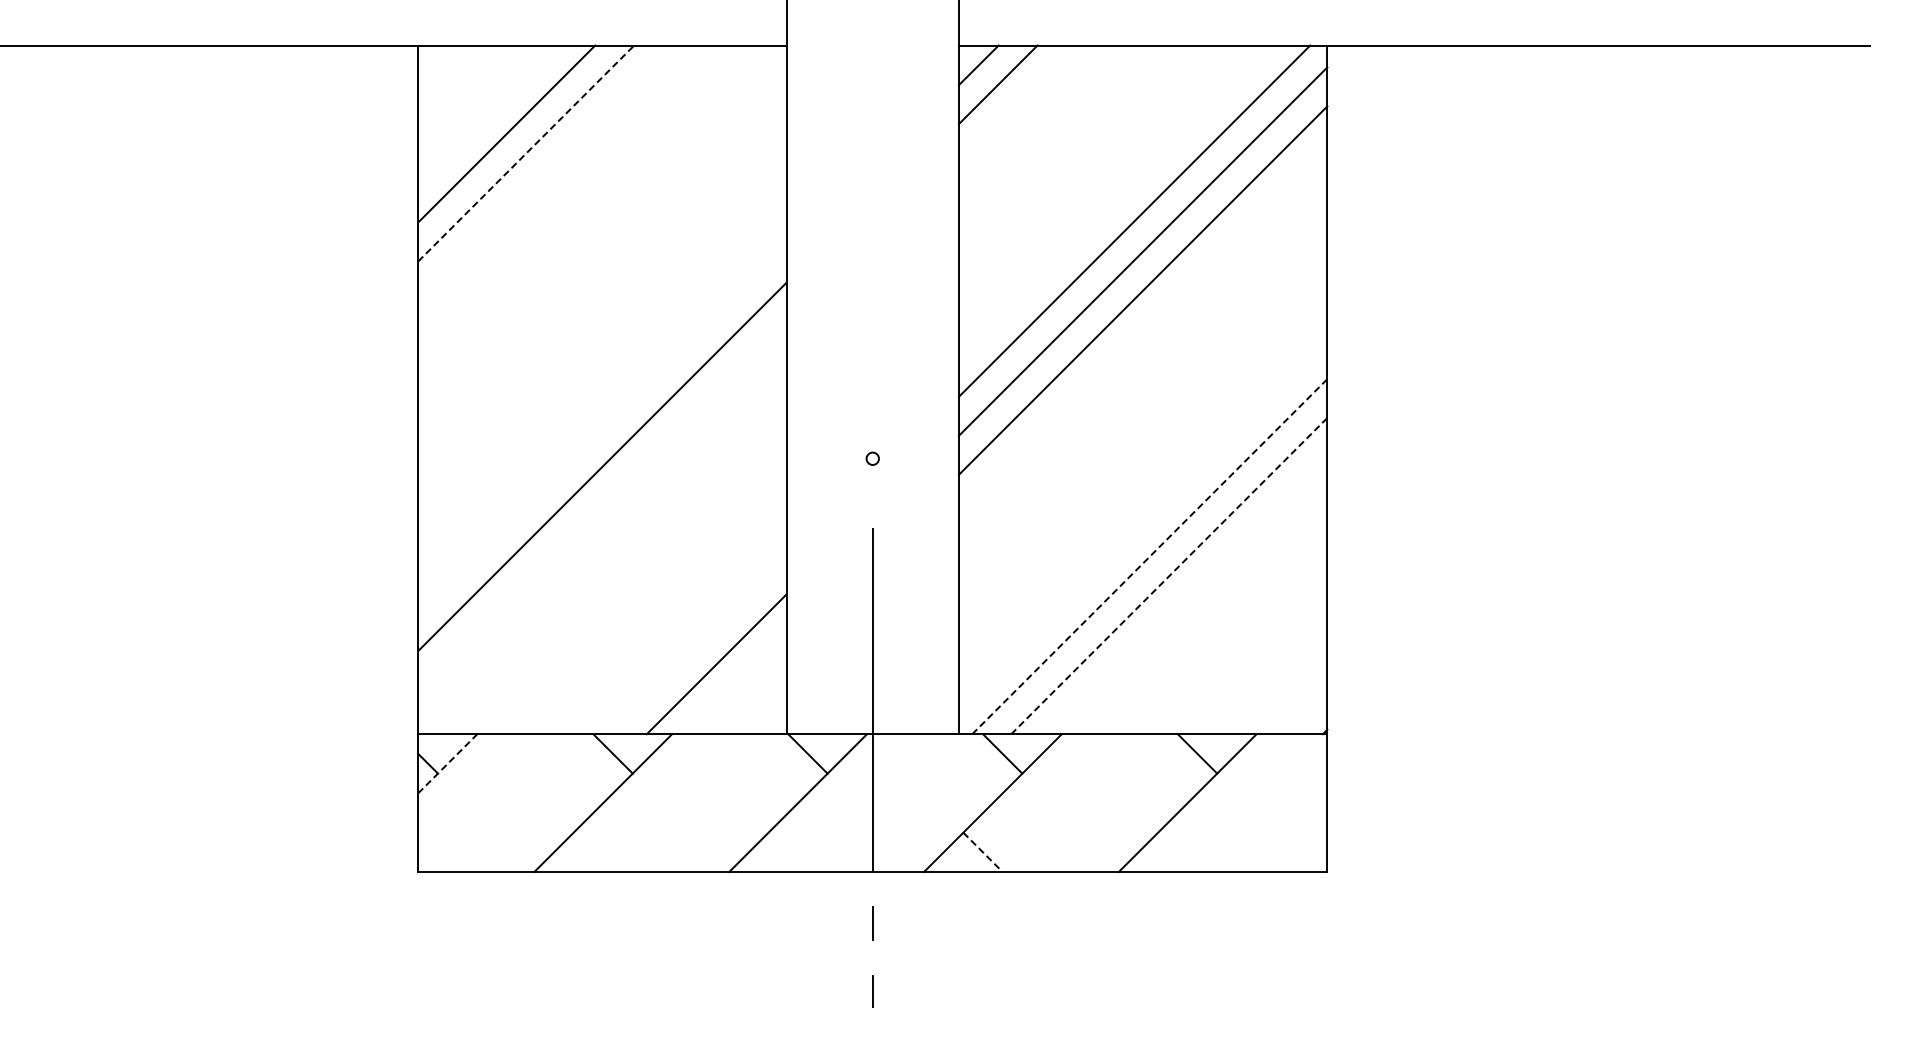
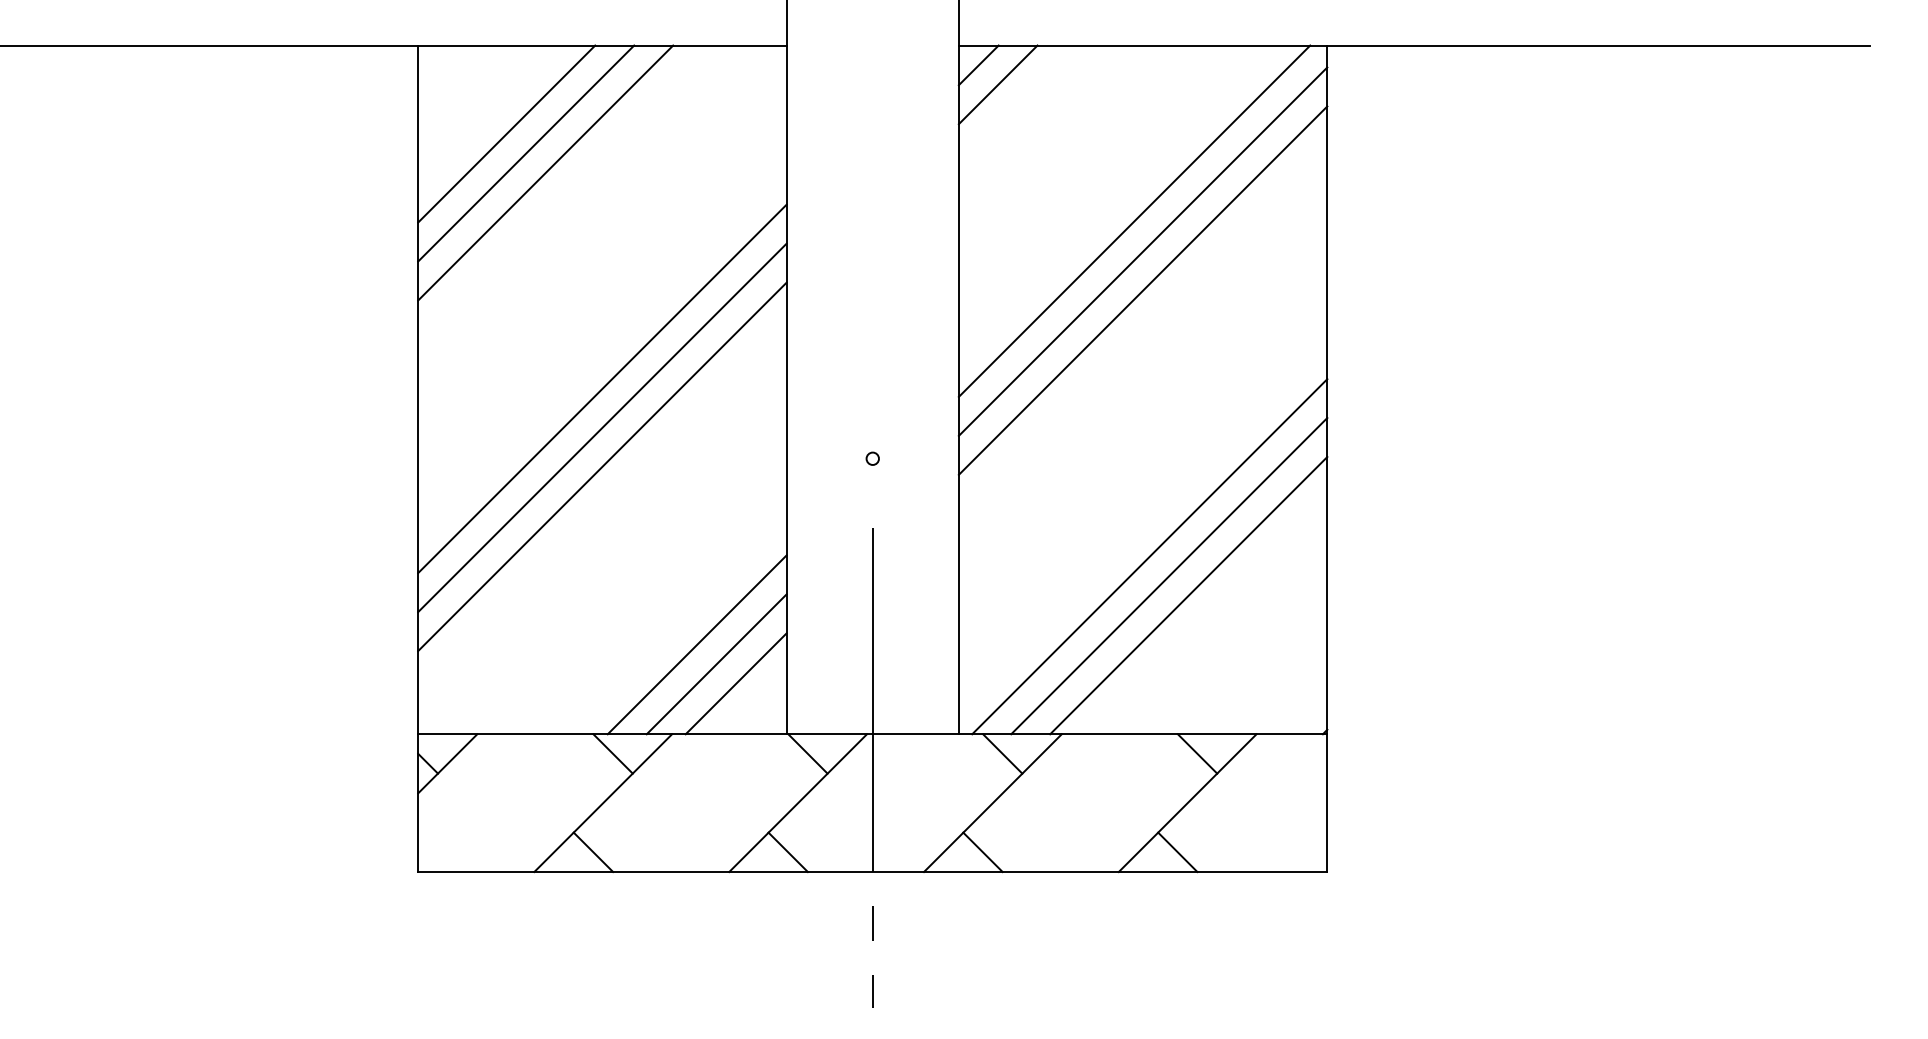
line: dashed -> solid (526, 153)
line: none -> present (545, 172)
line: none -> present (602, 388)
line: none -> present (602, 427)
line: dashed -> solid (1150, 556)
line: dashed -> solid (1169, 576)
line: none -> present (1188, 595)
line: none -> present (696, 644)
line: none -> present (735, 683)
line: dashed -> solid (447, 763)
line: none -> present (593, 852)
line: none -> present (787, 852)
line: dashed -> solid (982, 852)
line: none -> present (1177, 852)
